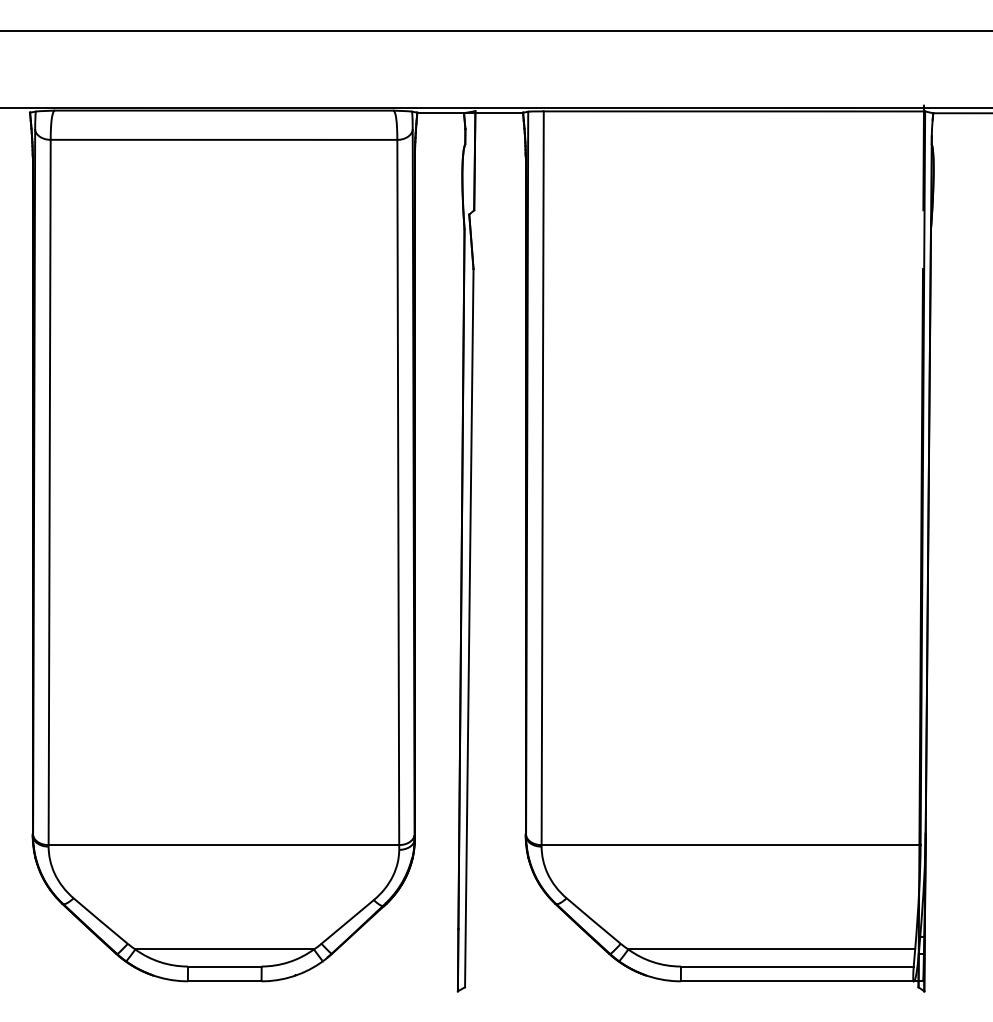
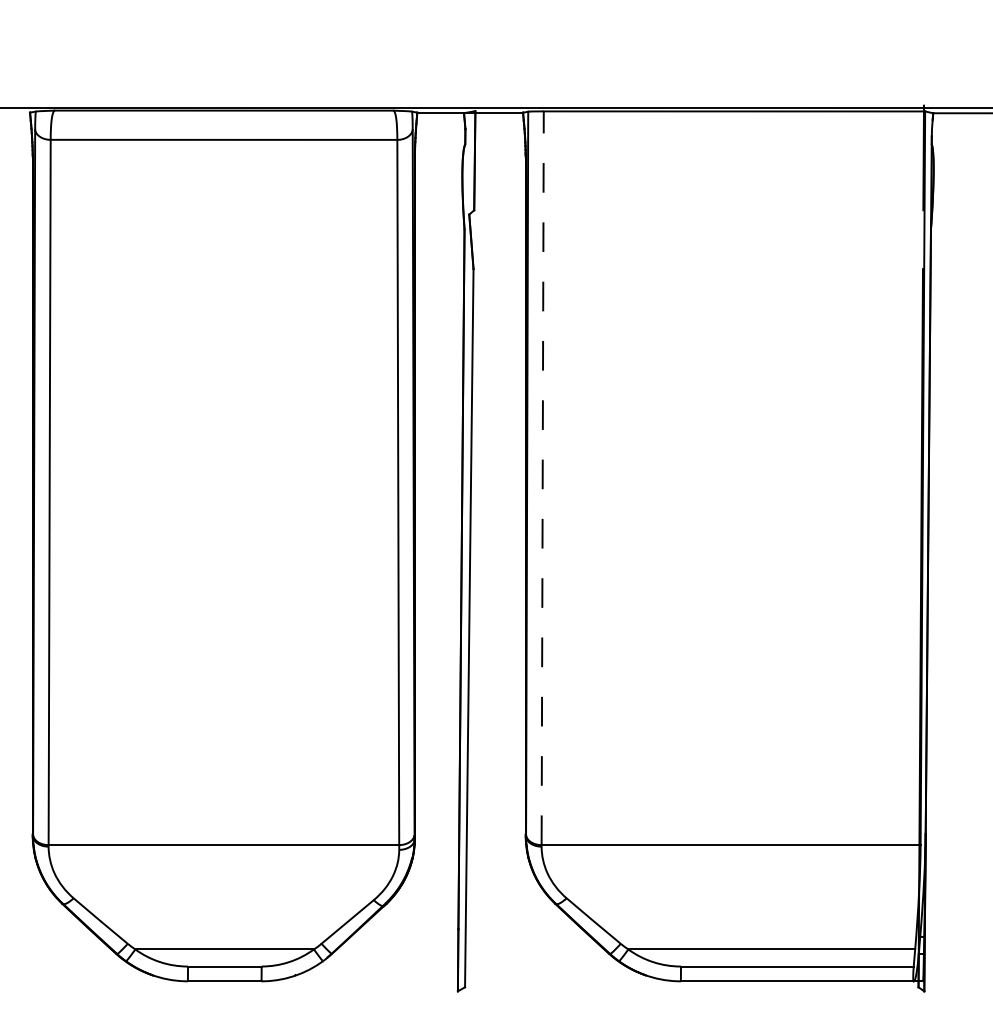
line: present -> none (495, 30)
line: solid -> dashed (542, 478)
